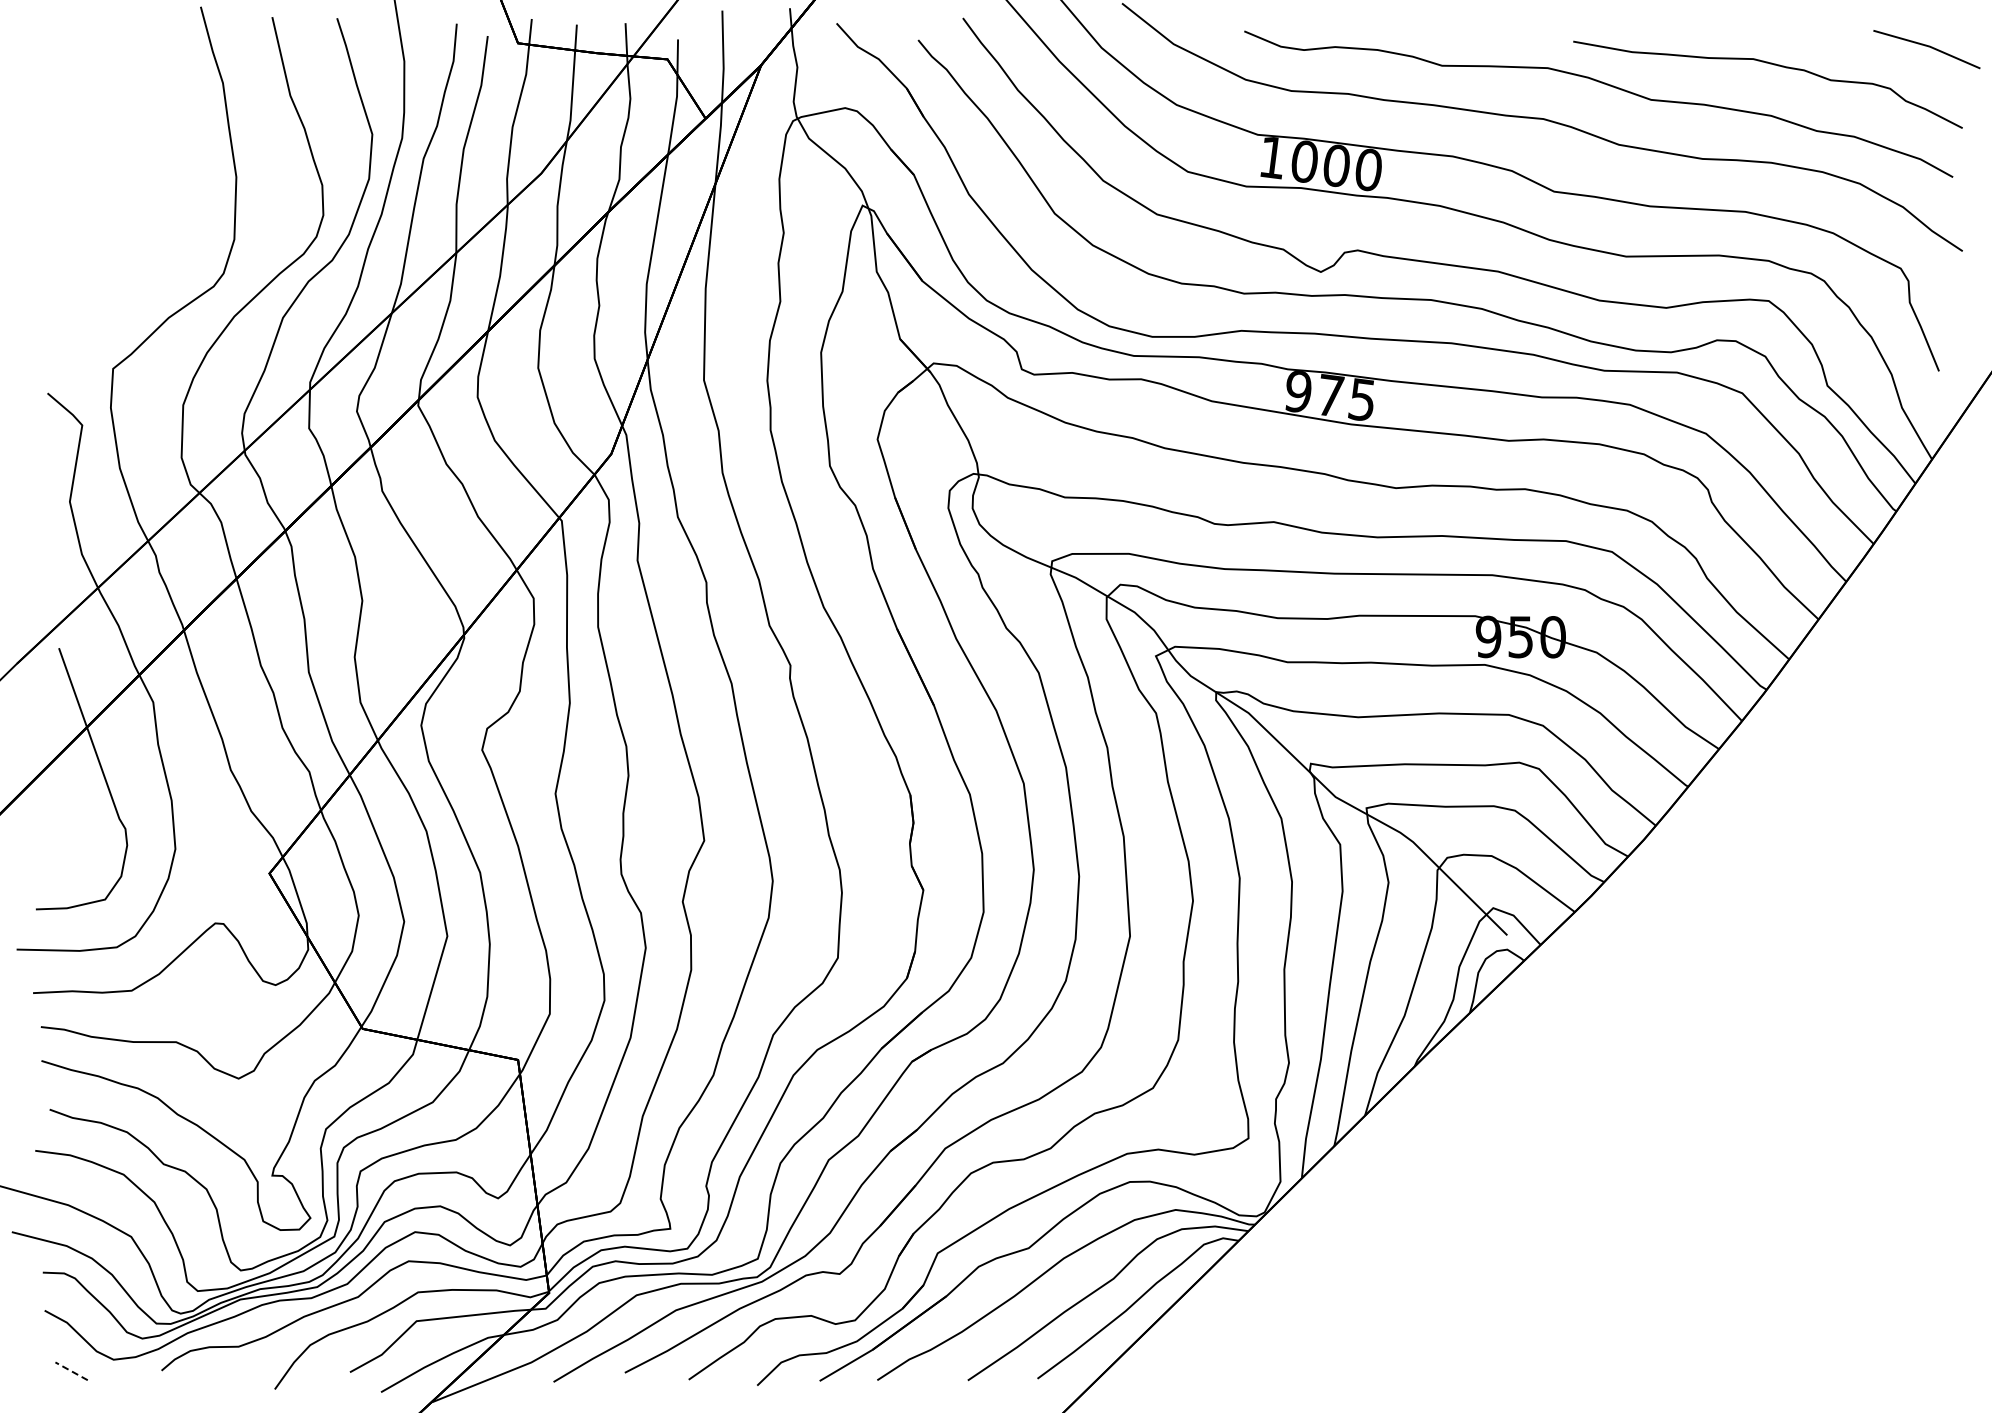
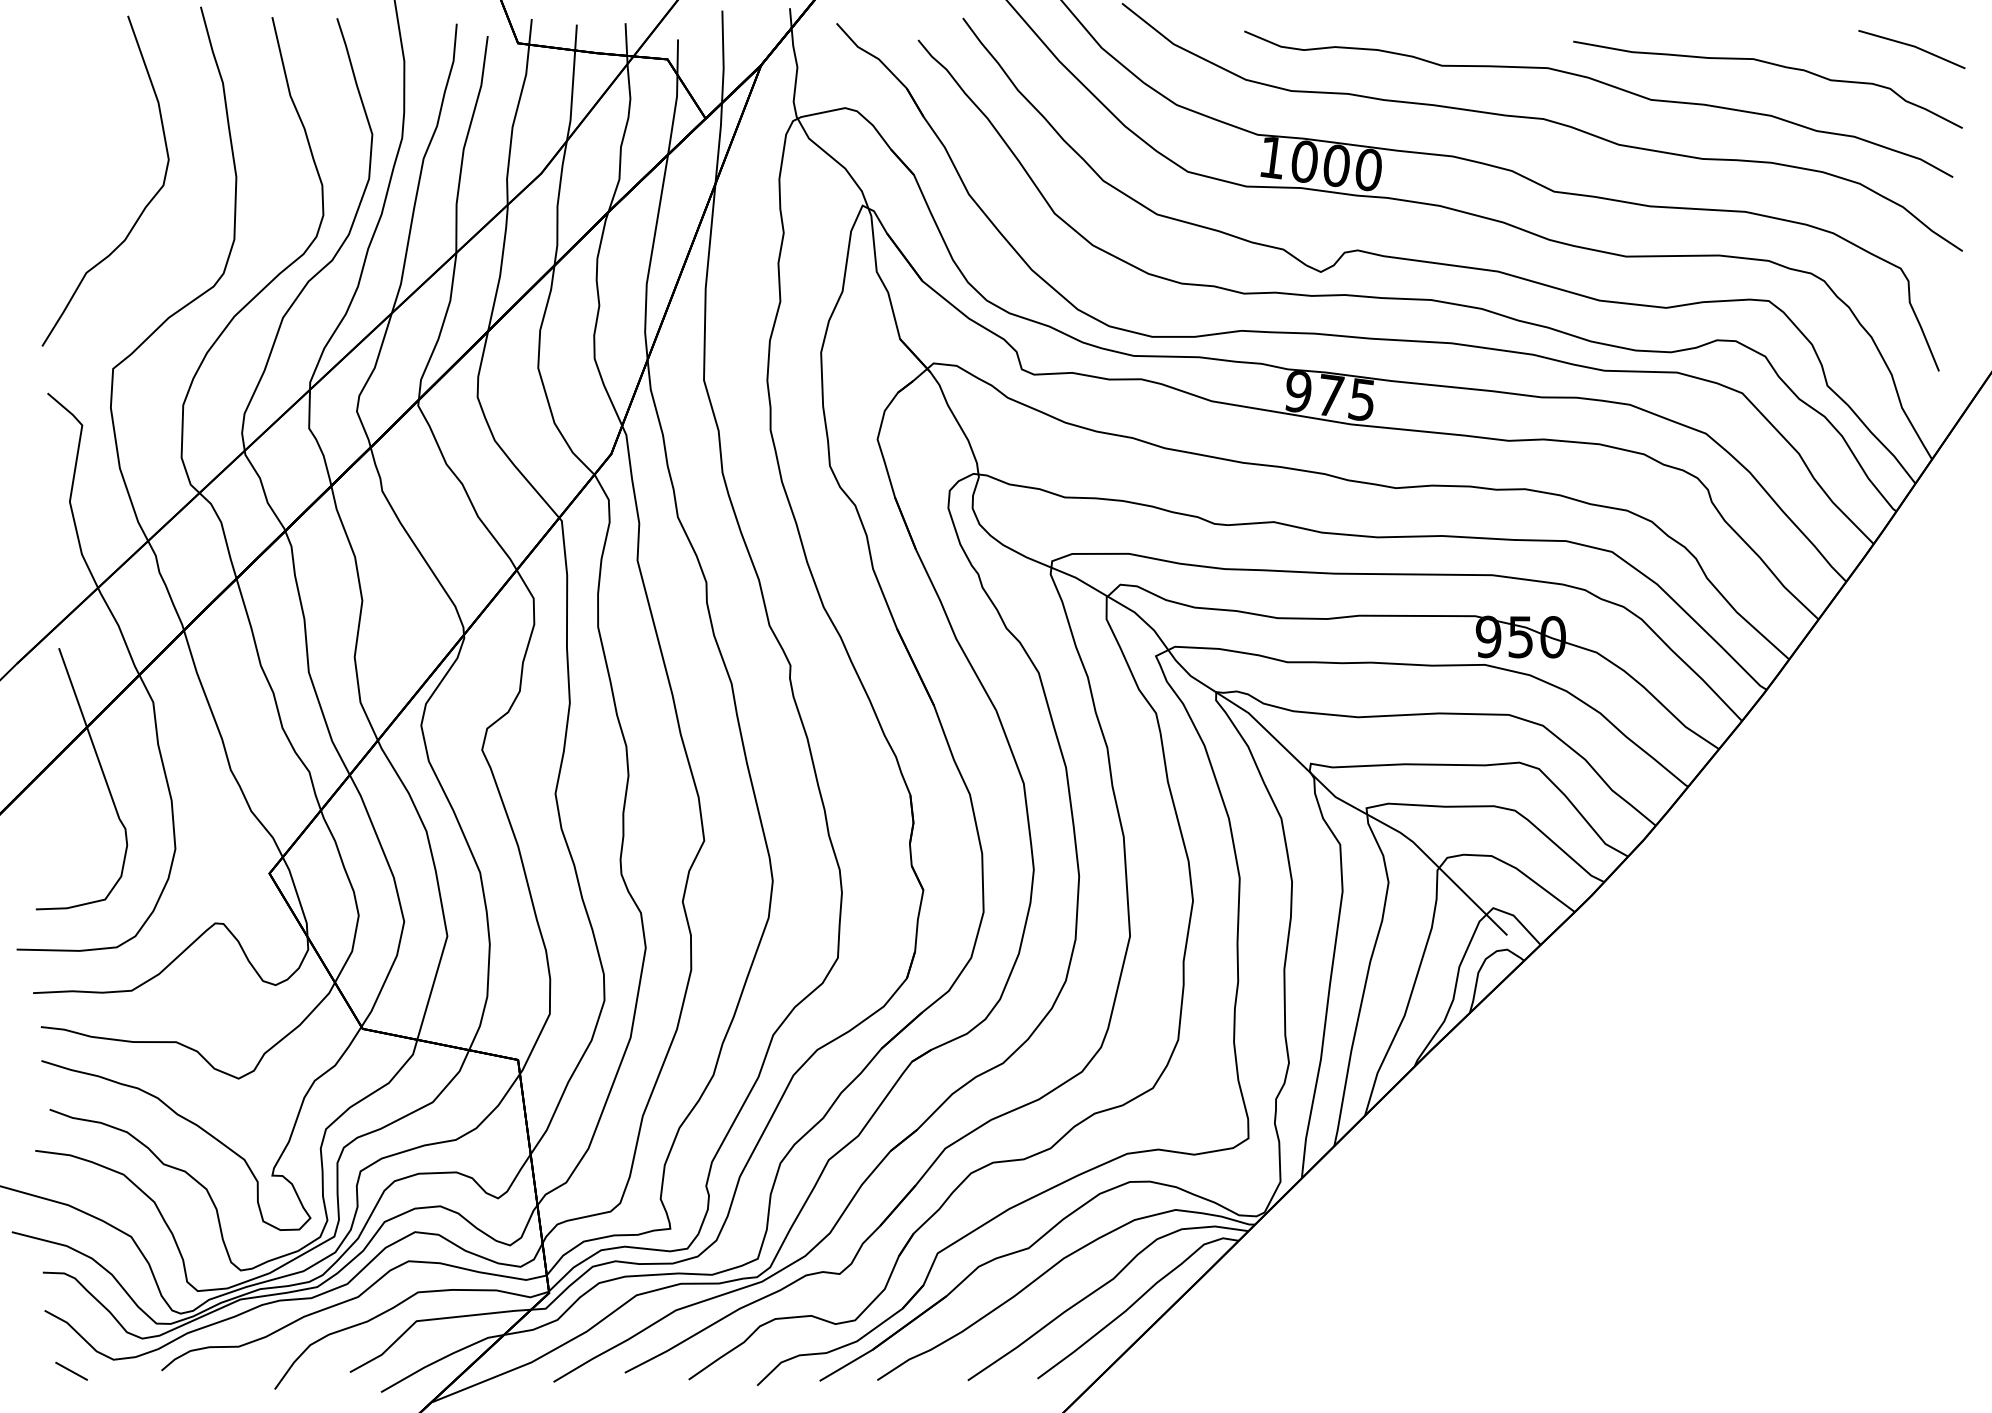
line position: (1928, 47) -> (1913, 47) (1913, 47)
curve: none -> present (143, 208)
line: dashed -> solid (71, 1371)
